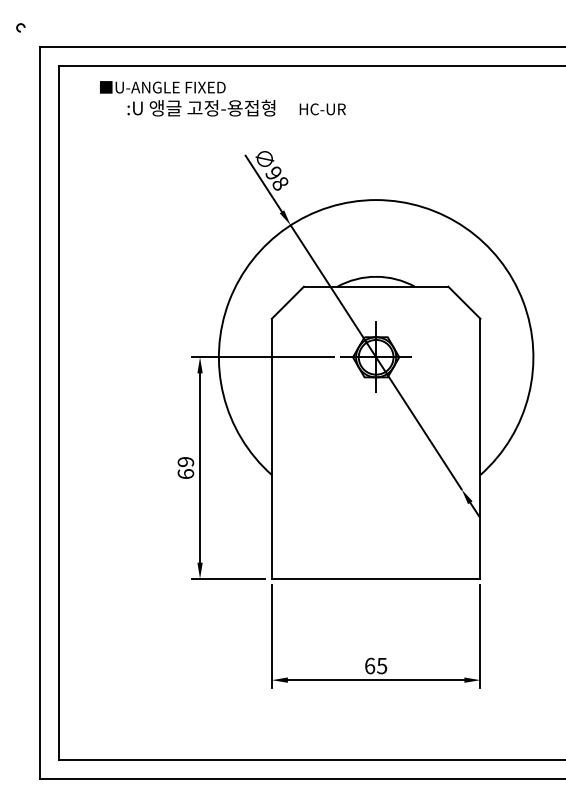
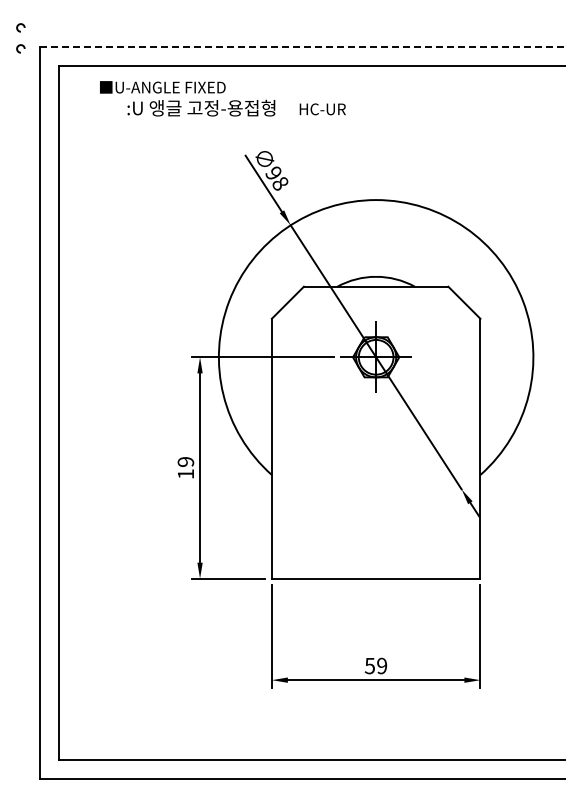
arc: none -> present (19, 46)
line: solid -> dashed (303, 47)
text: 69 -> 19 (185, 473)
text: 65 -> 59 (375, 665)
